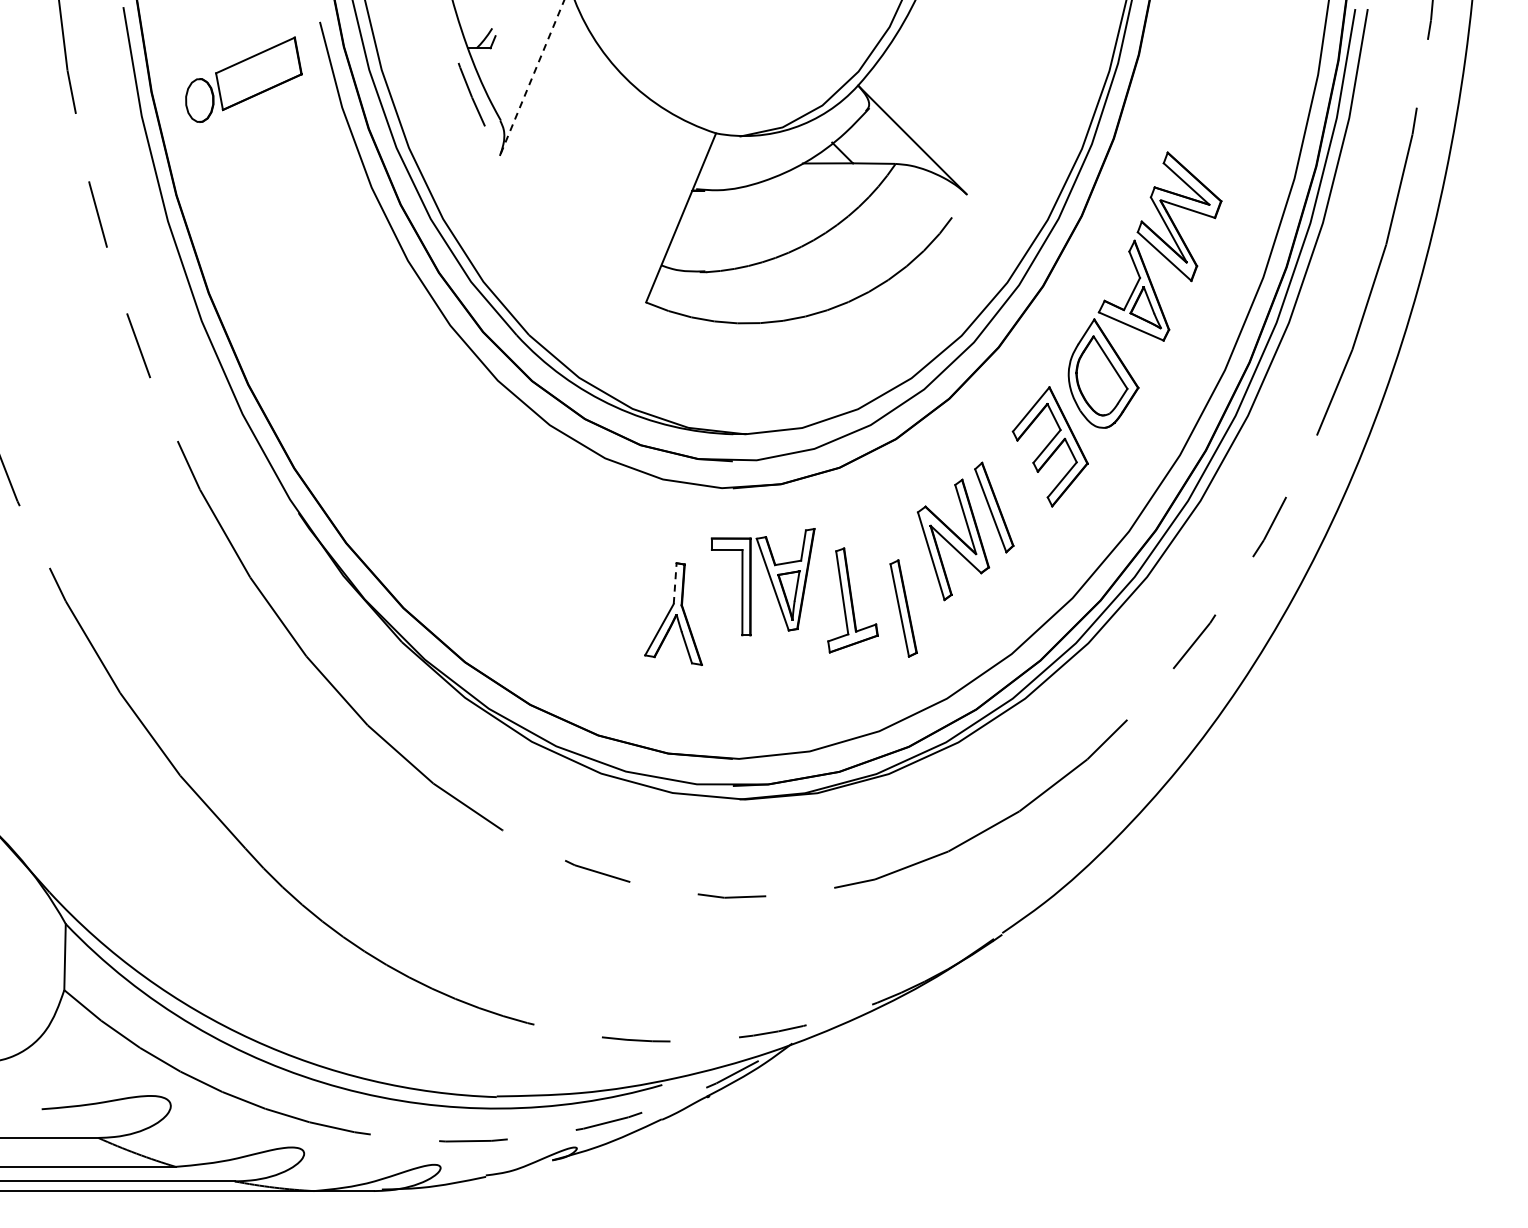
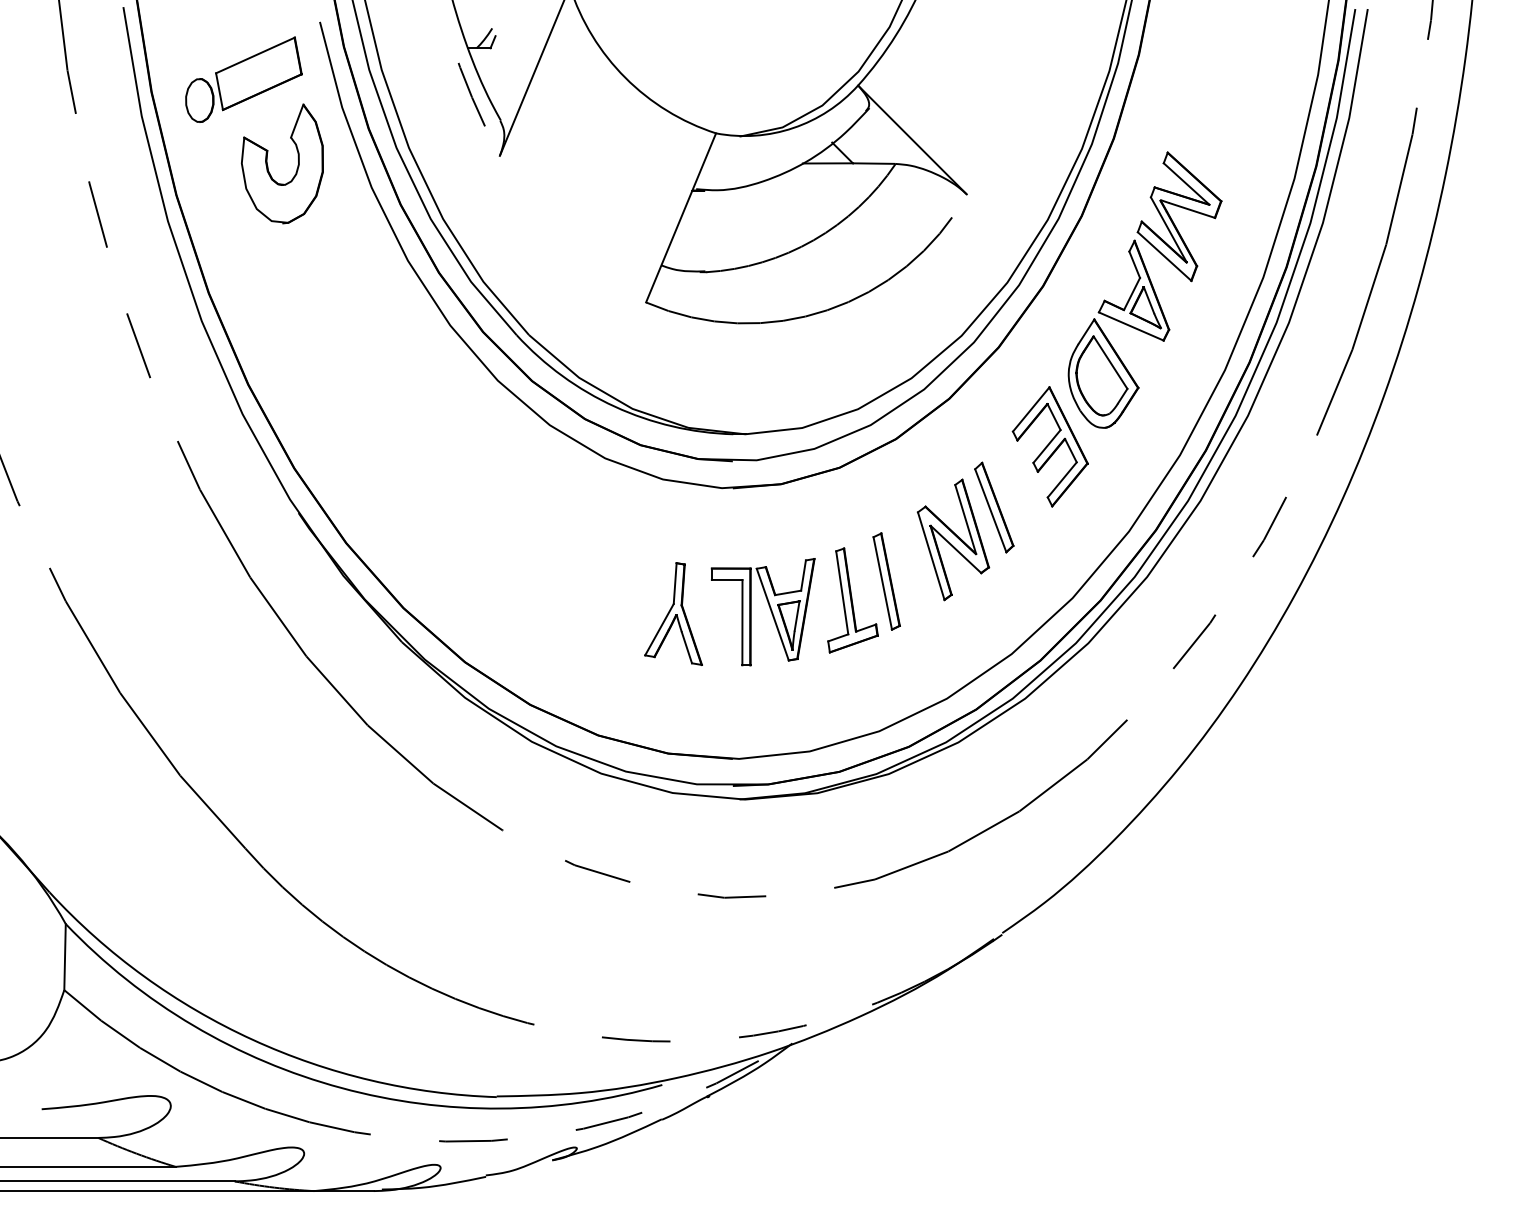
line: dashed -> solid (532, 78)
part: none -> present (268, 165)
part position: (769, 578) -> (769, 608) (769, 608)
line: dashed -> solid (675, 583)
part position: (903, 608) -> (886, 581) (886, 581)
